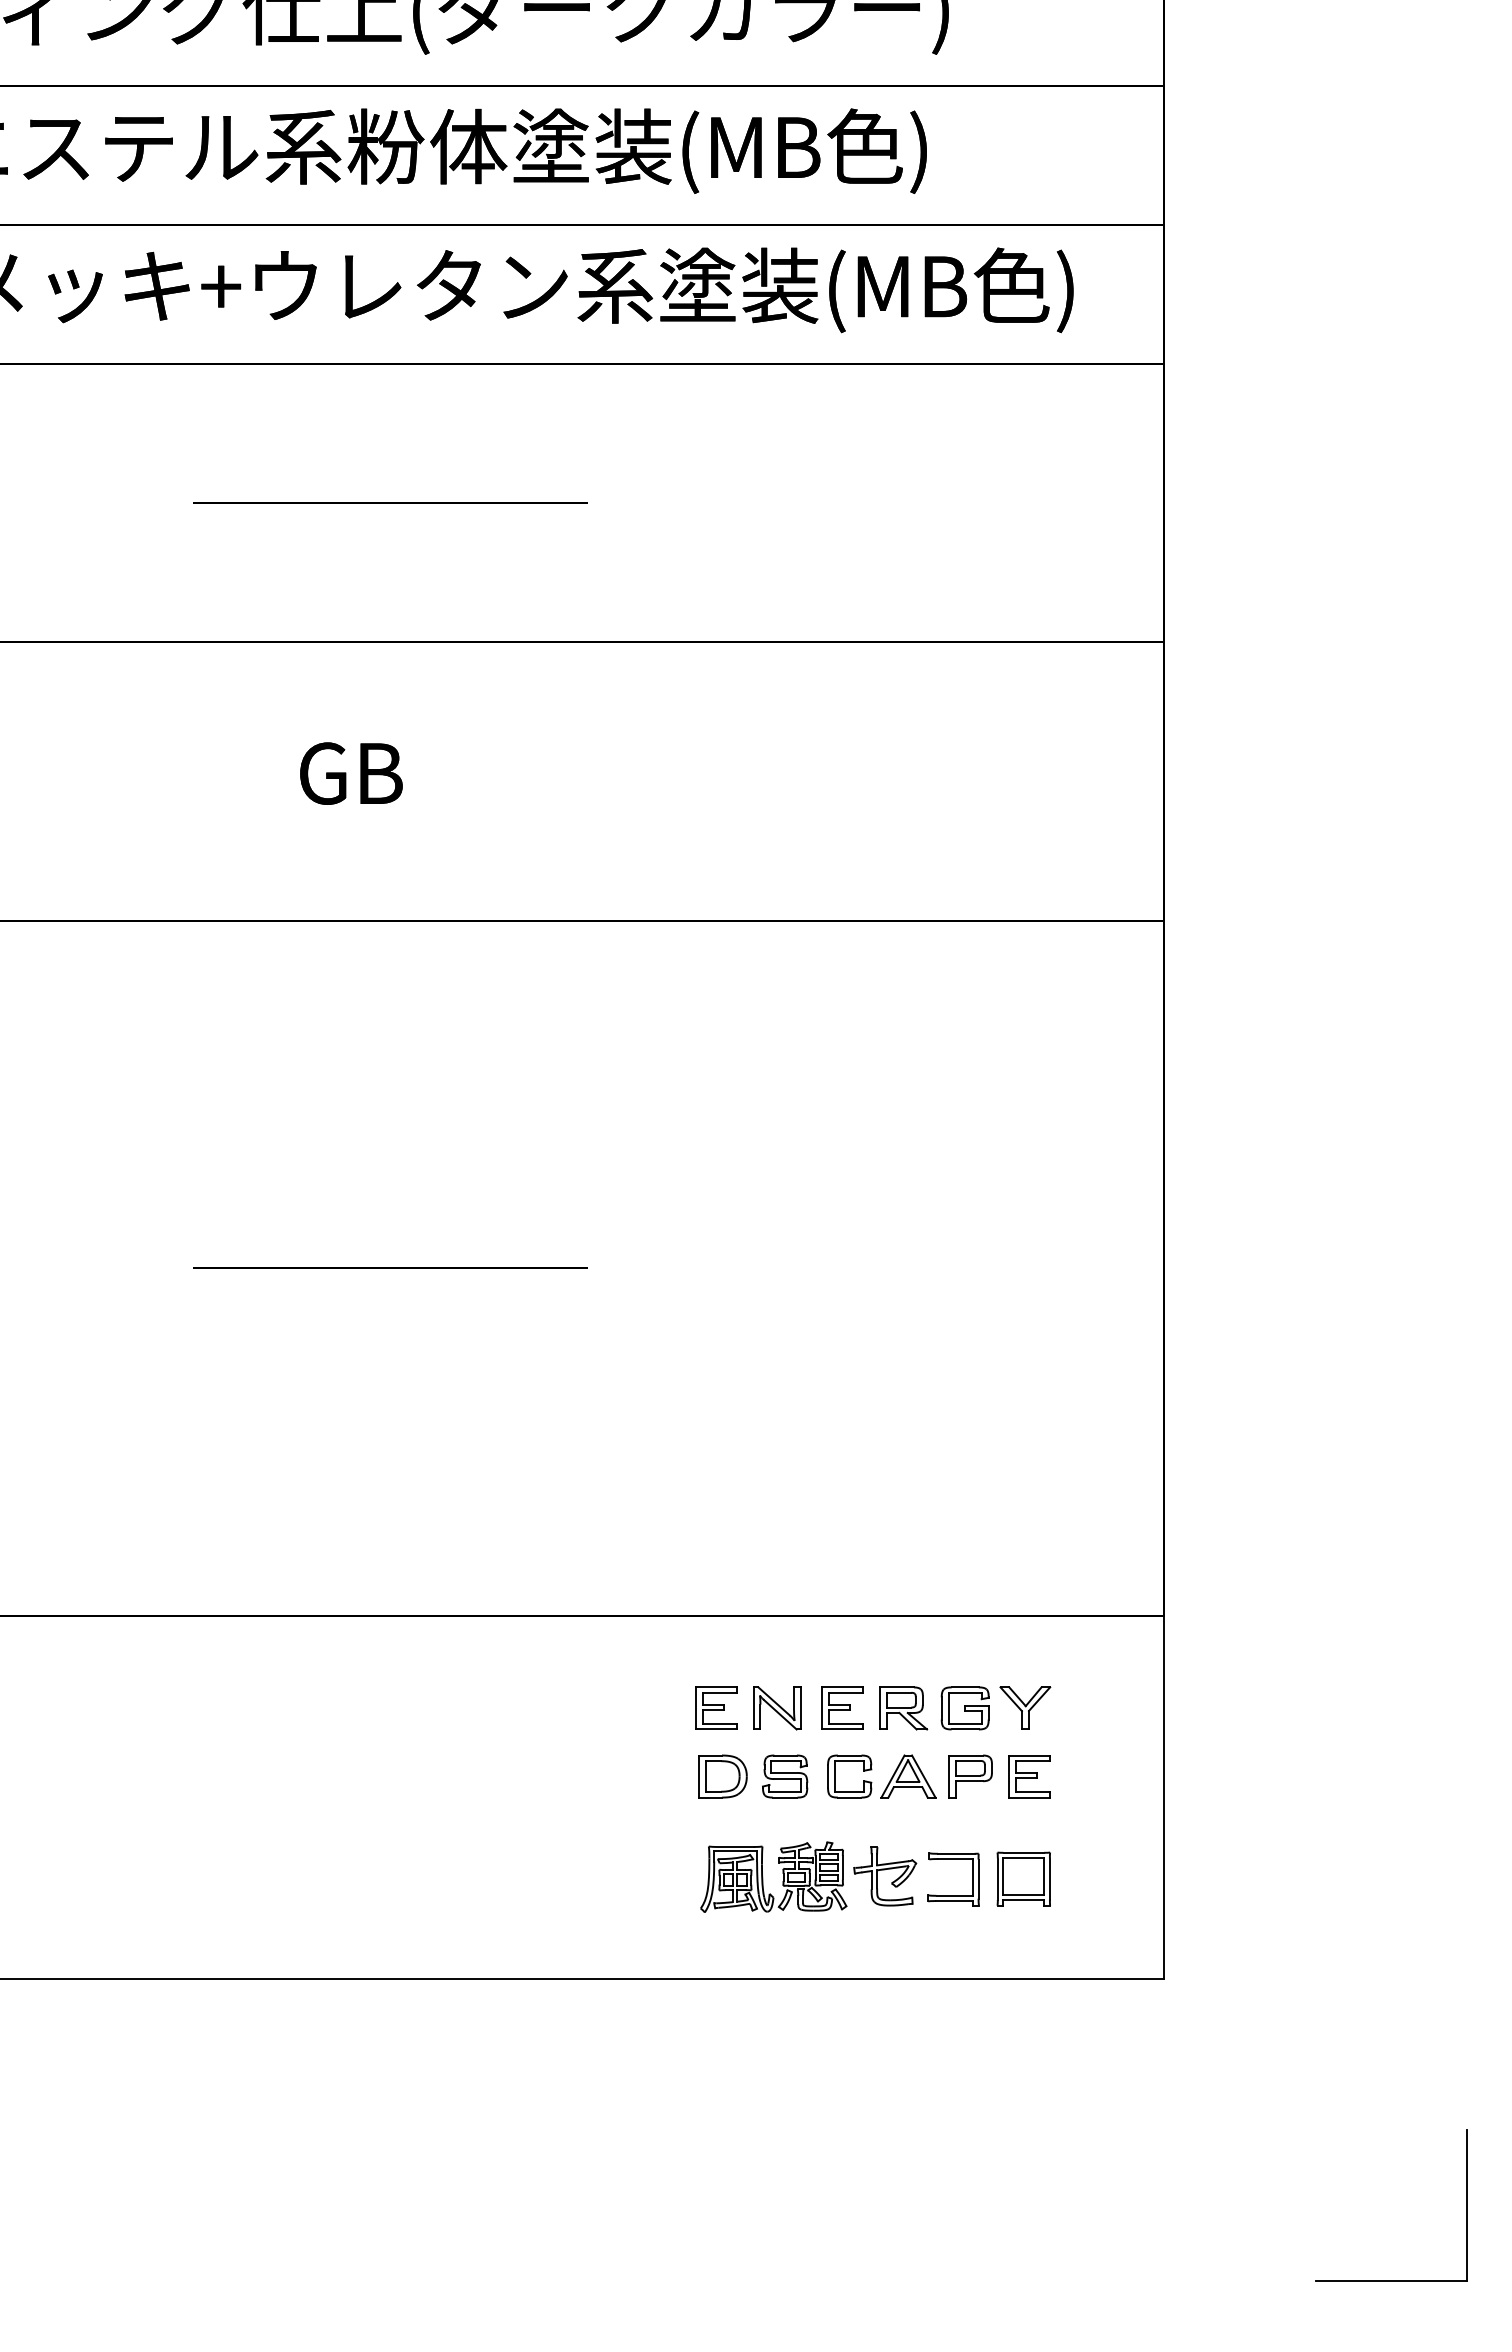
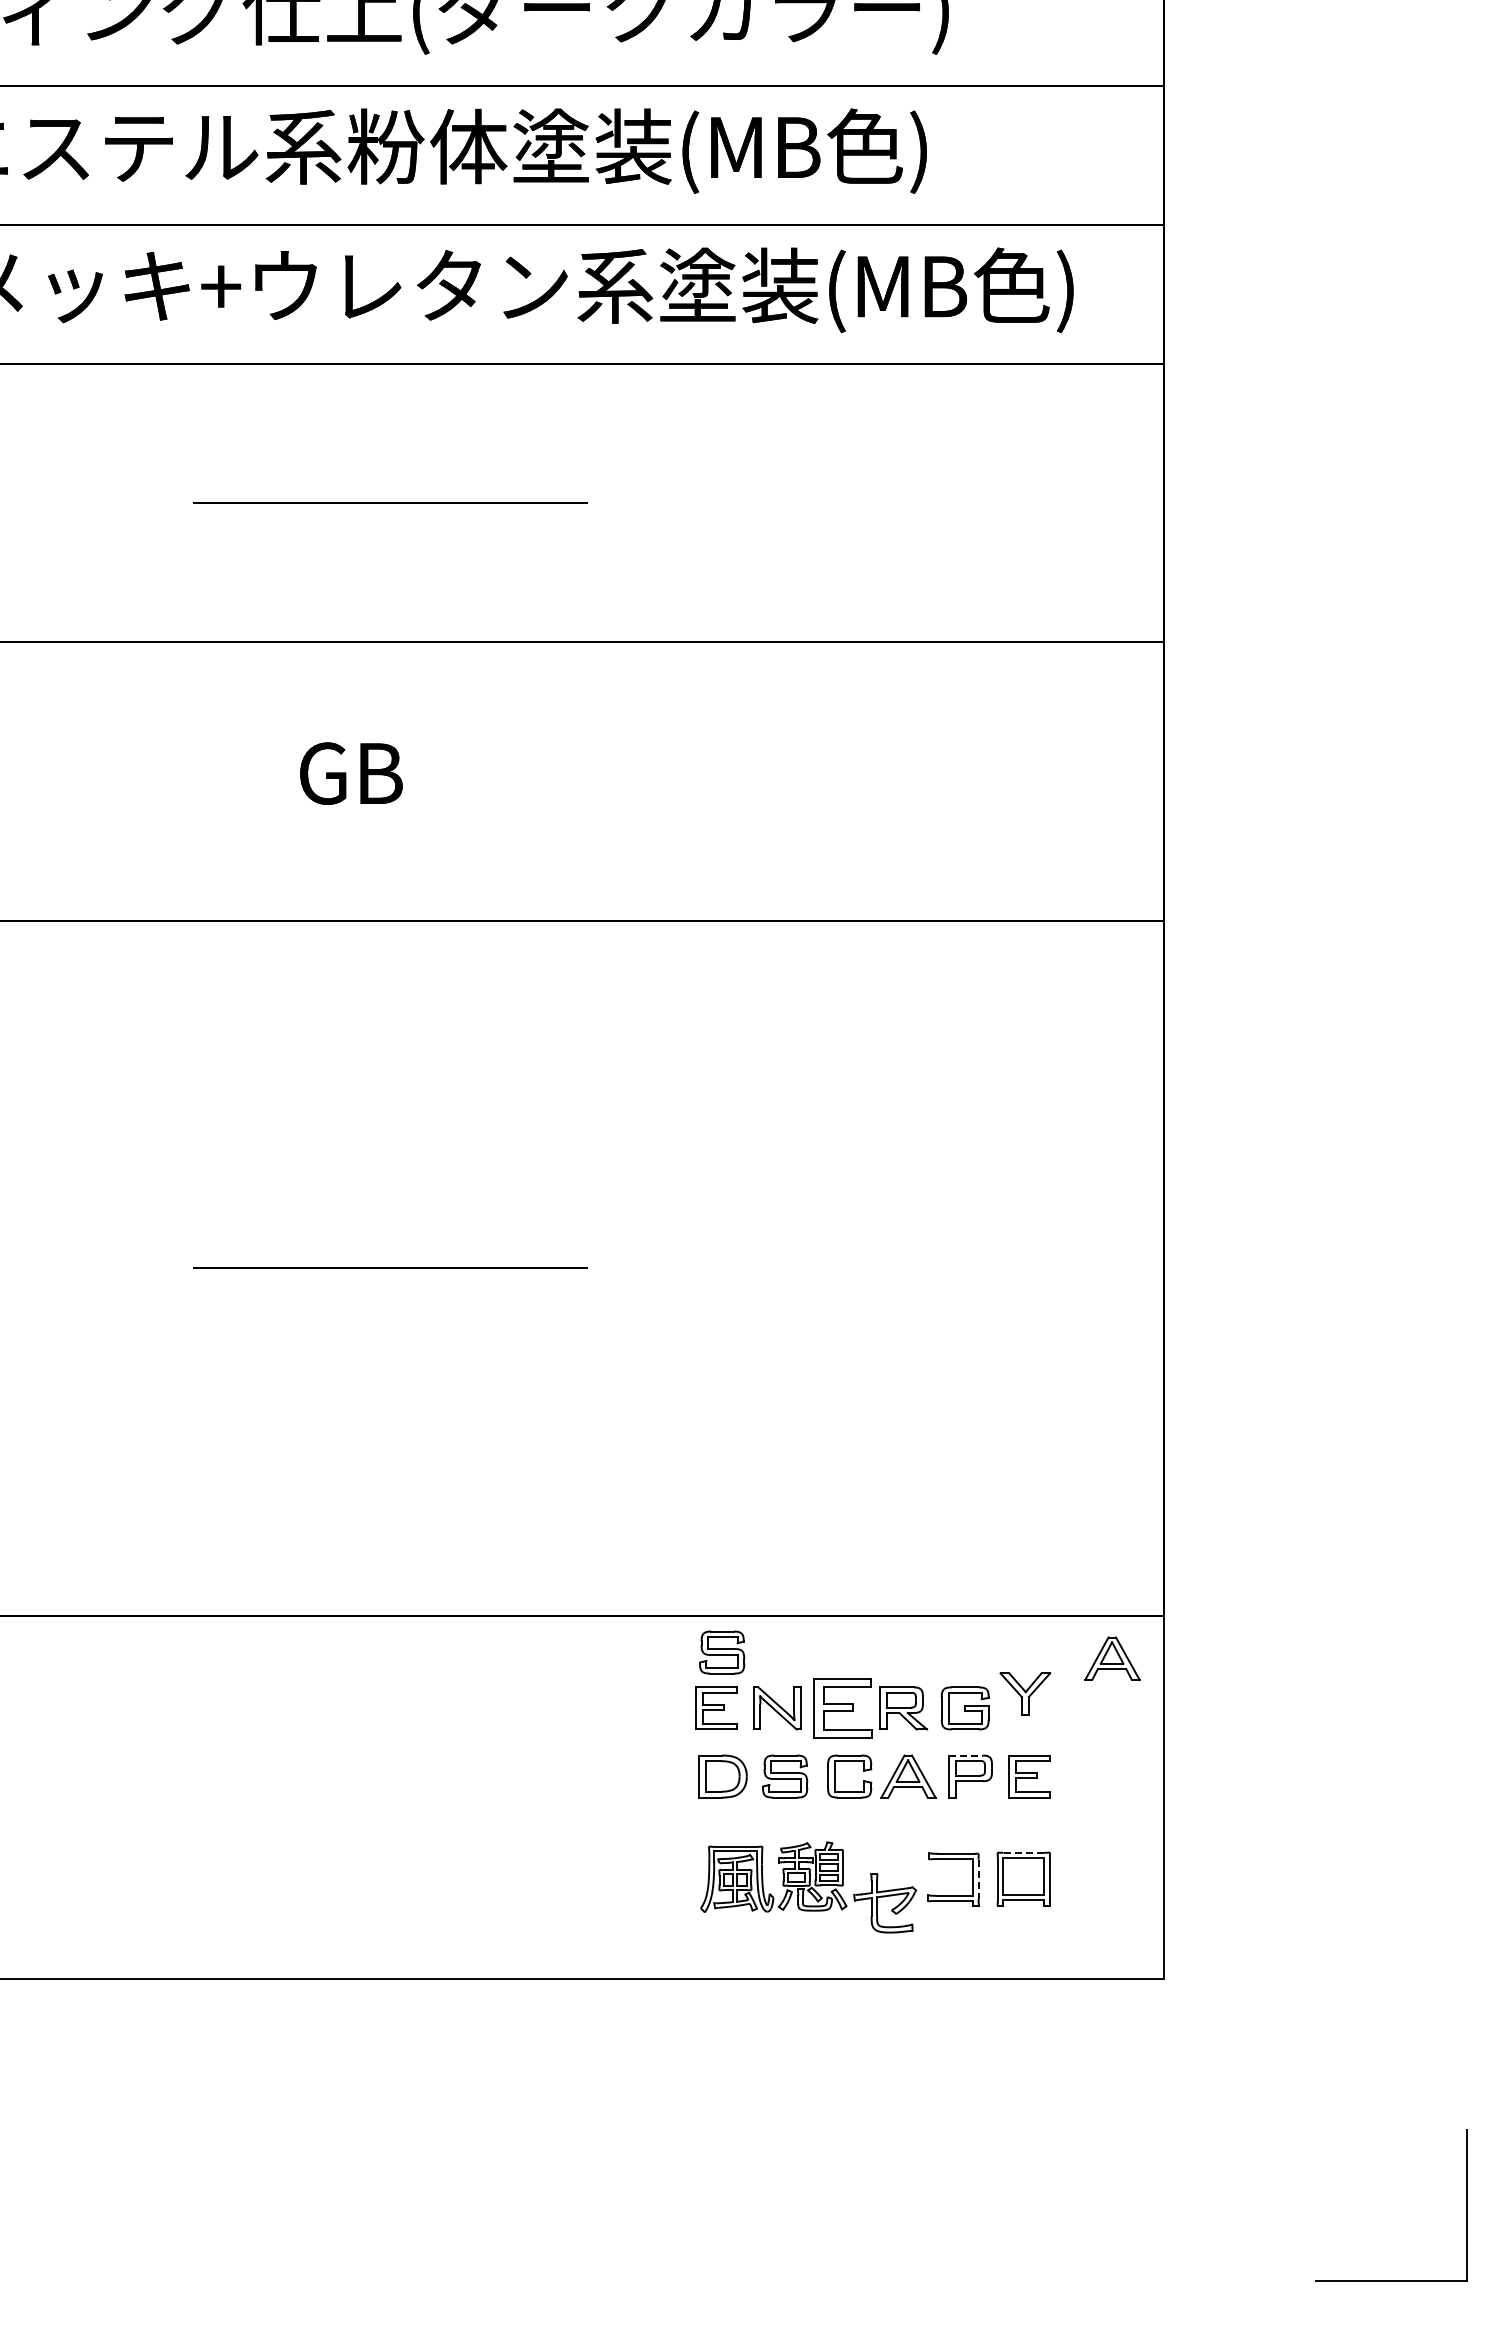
part: none -> present (722, 1652)
part: none -> present (1112, 1658)
part size: 43x44 px -> 60x61 px (842, 1708)
part position: (1025, 1707) -> (1025, 1693) (1025, 1693)
line: solid -> dashed (966, 1755)
line: solid -> dashed (1024, 1852)
part position: (885, 1876) -> (885, 1903) (885, 1903)
line: solid -> dashed (978, 1879)
